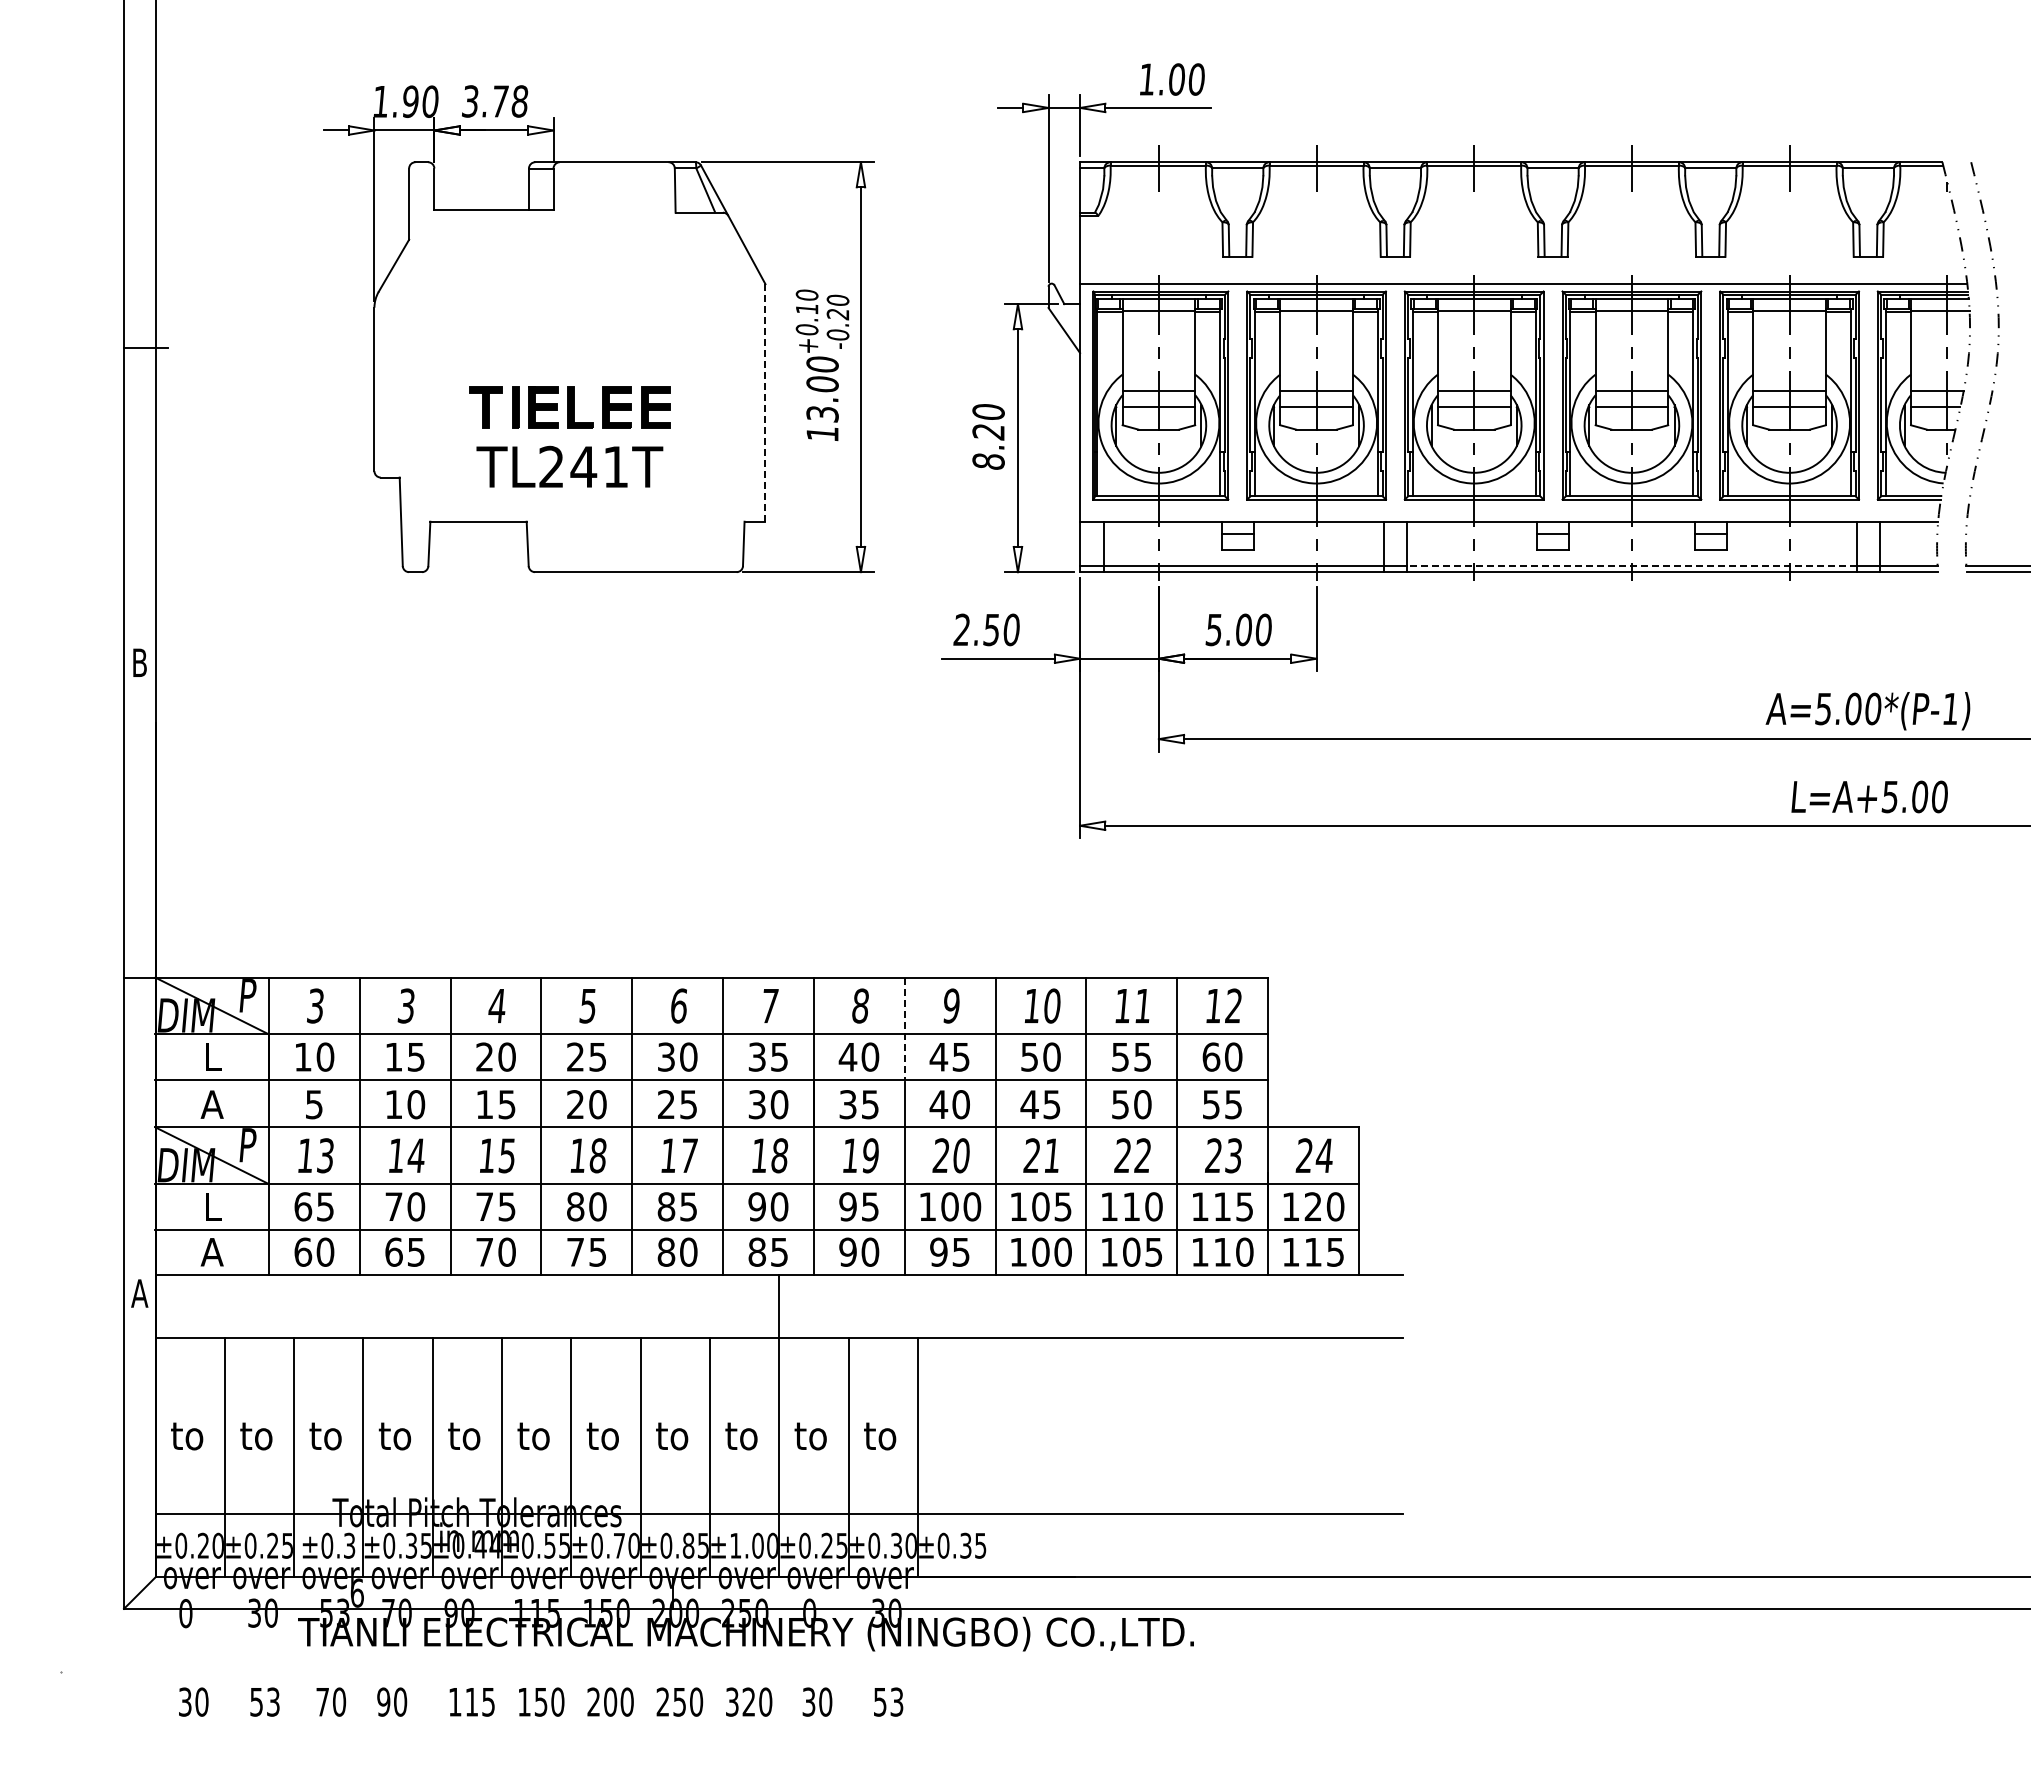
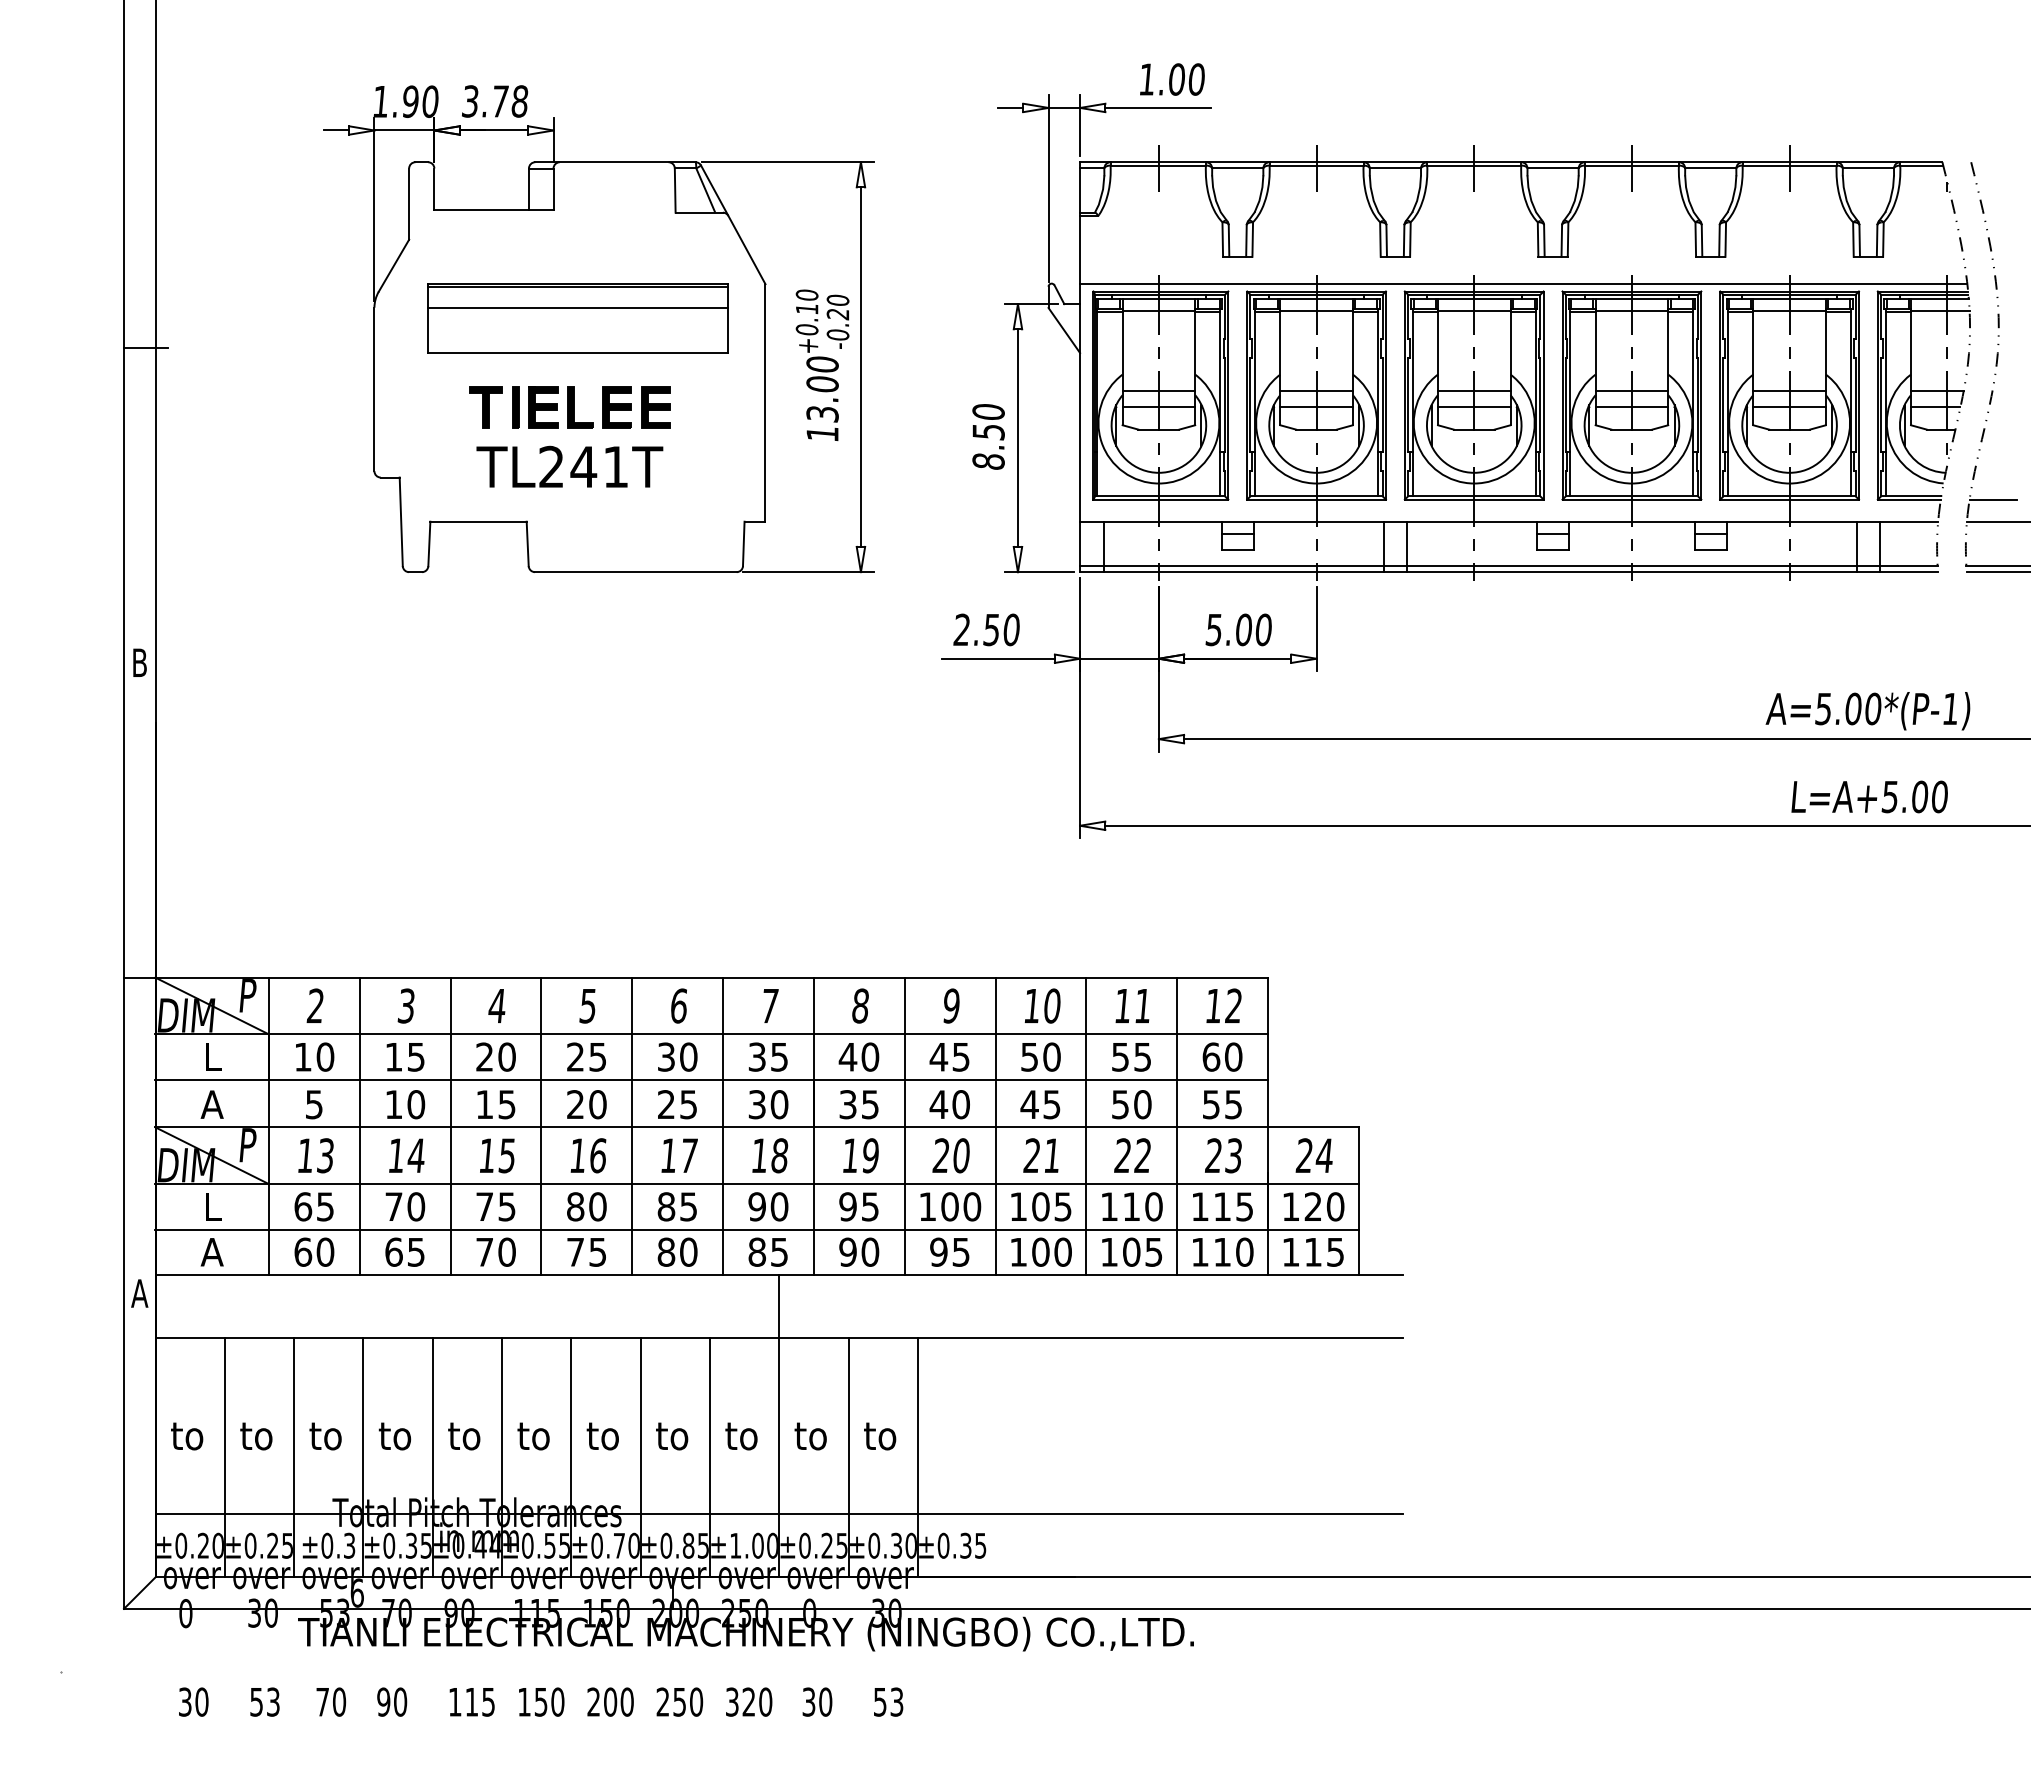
part: none -> present (577, 318)
line: dashed -> solid (765, 402)
text: 8.20 -> 8.50 (988, 432)
line: none -> present (1992, 499)
line: none -> present (1996, 521)
line: dashed -> solid (1631, 566)
text: 3 -> 2 (314, 1005)
line: dashed -> solid (904, 1029)
text: 18 -> 16 (597, 1155)
